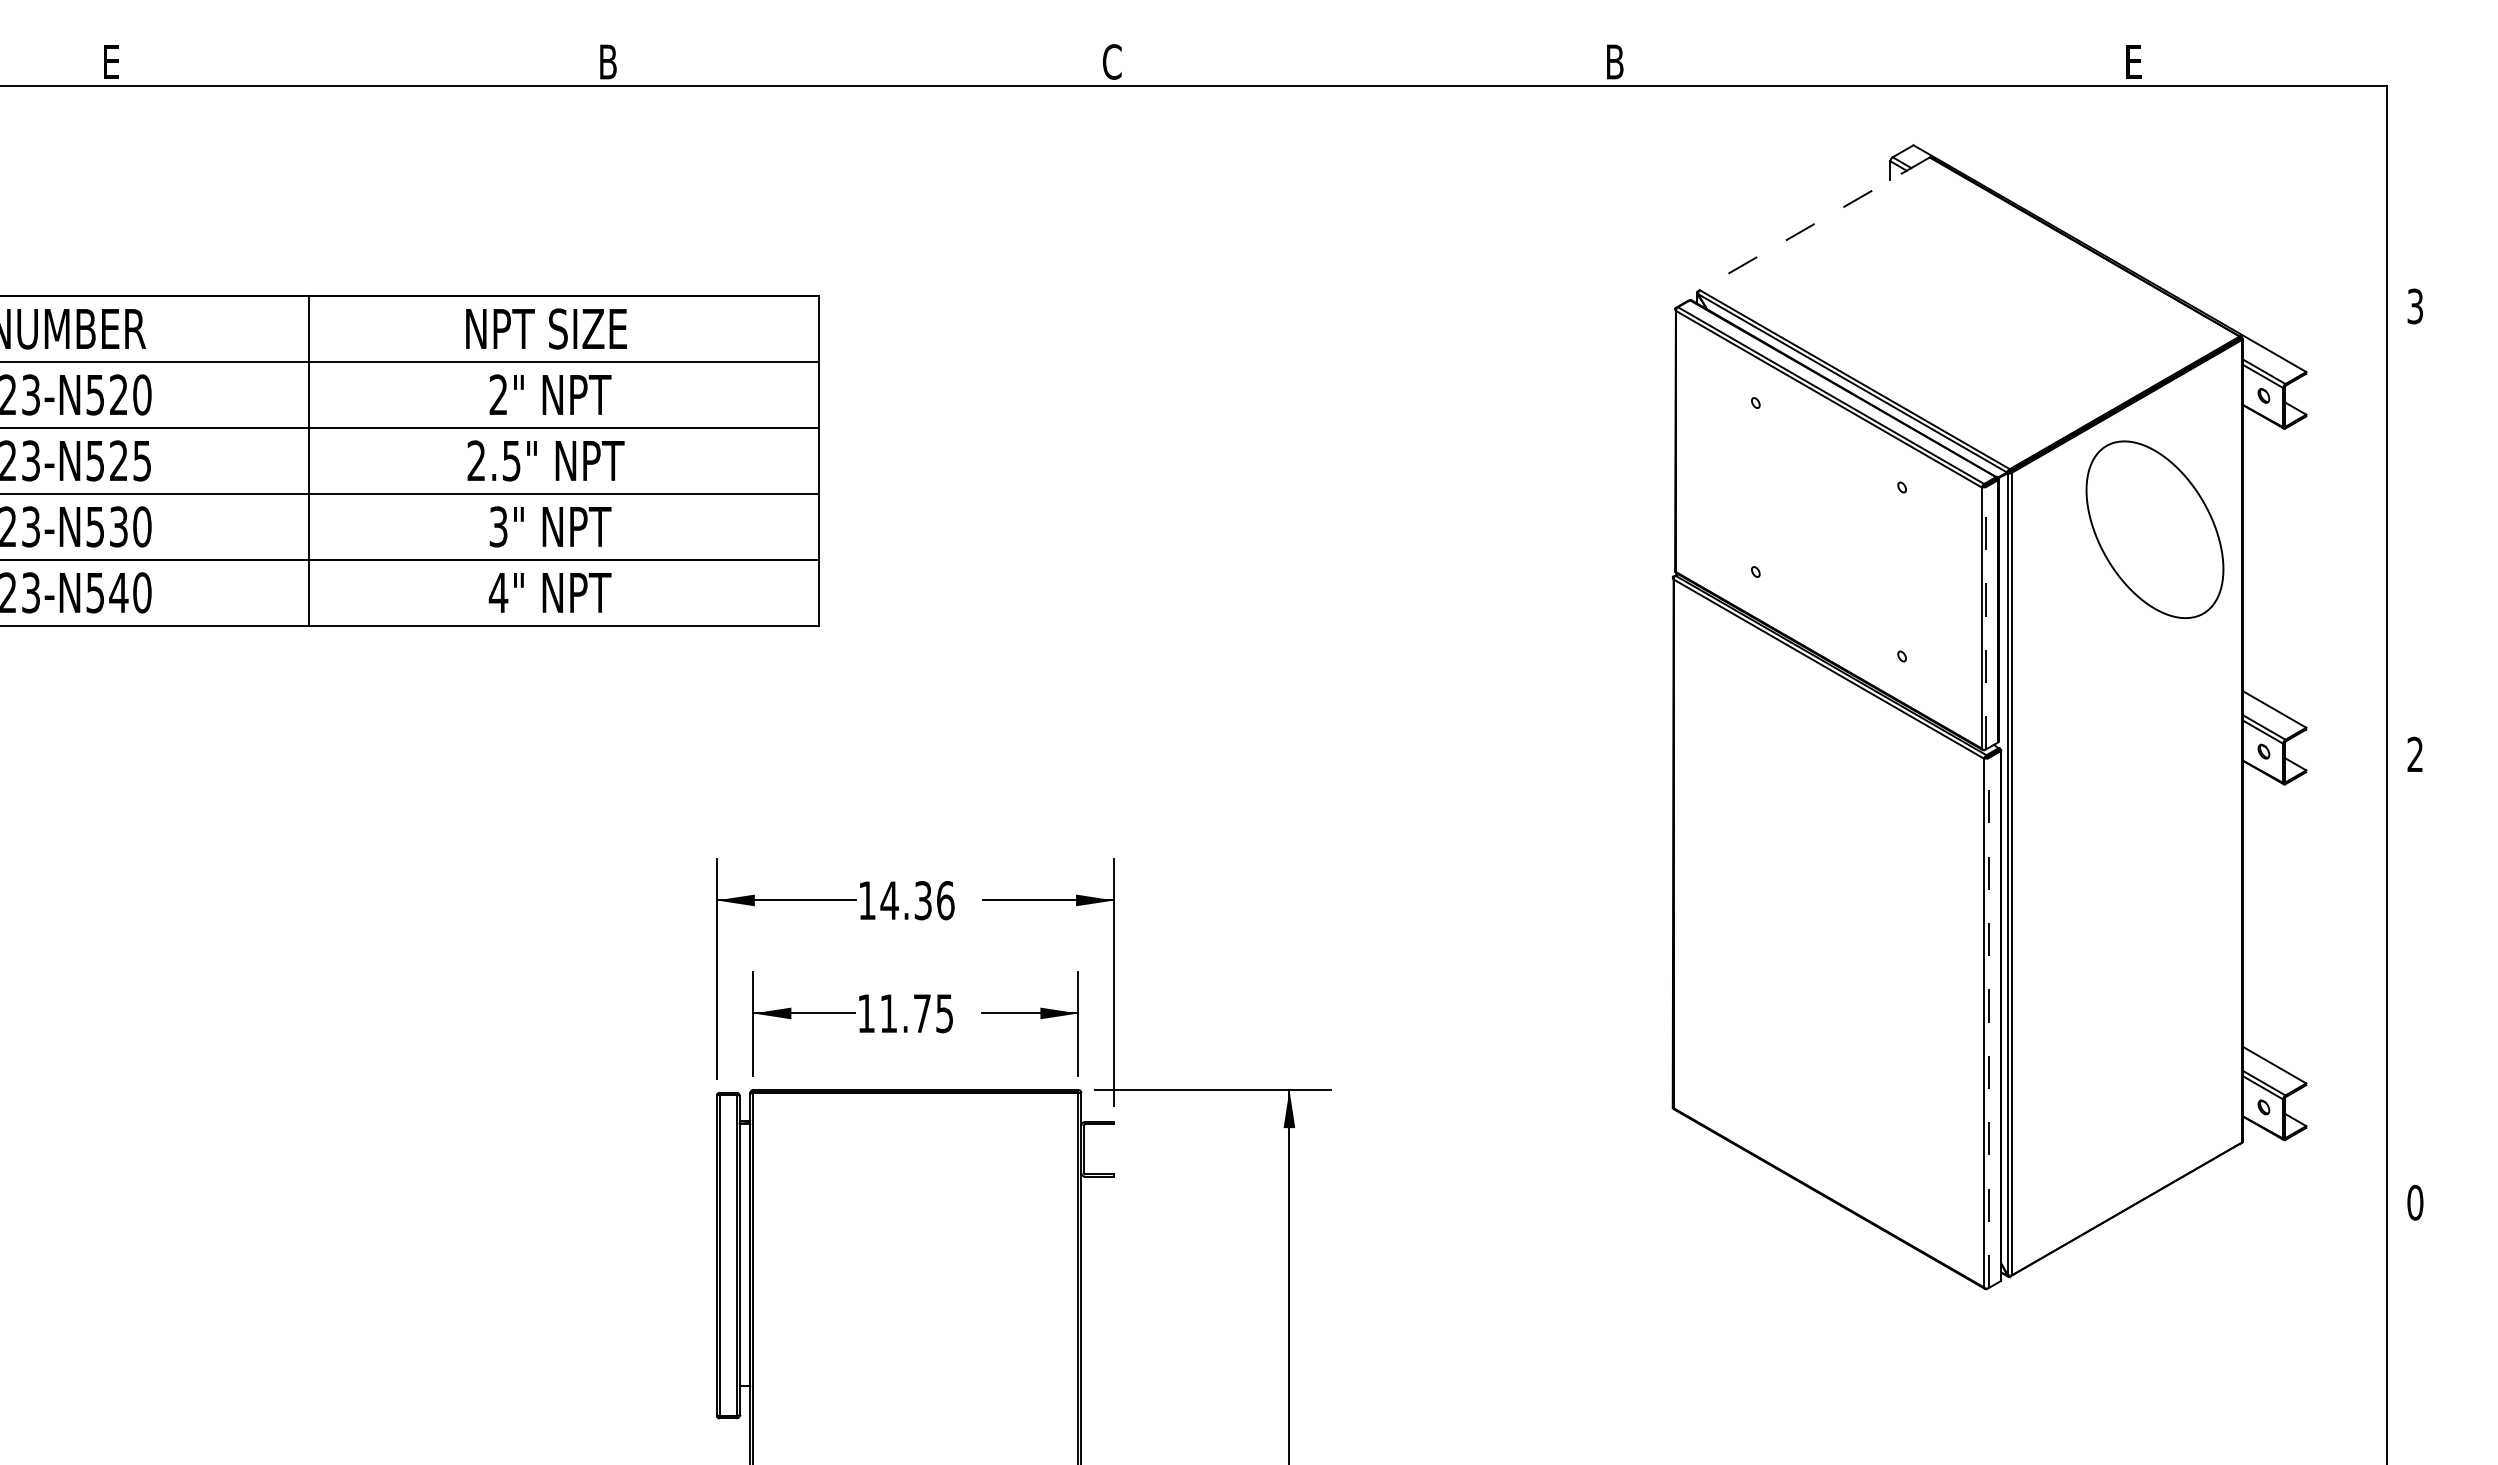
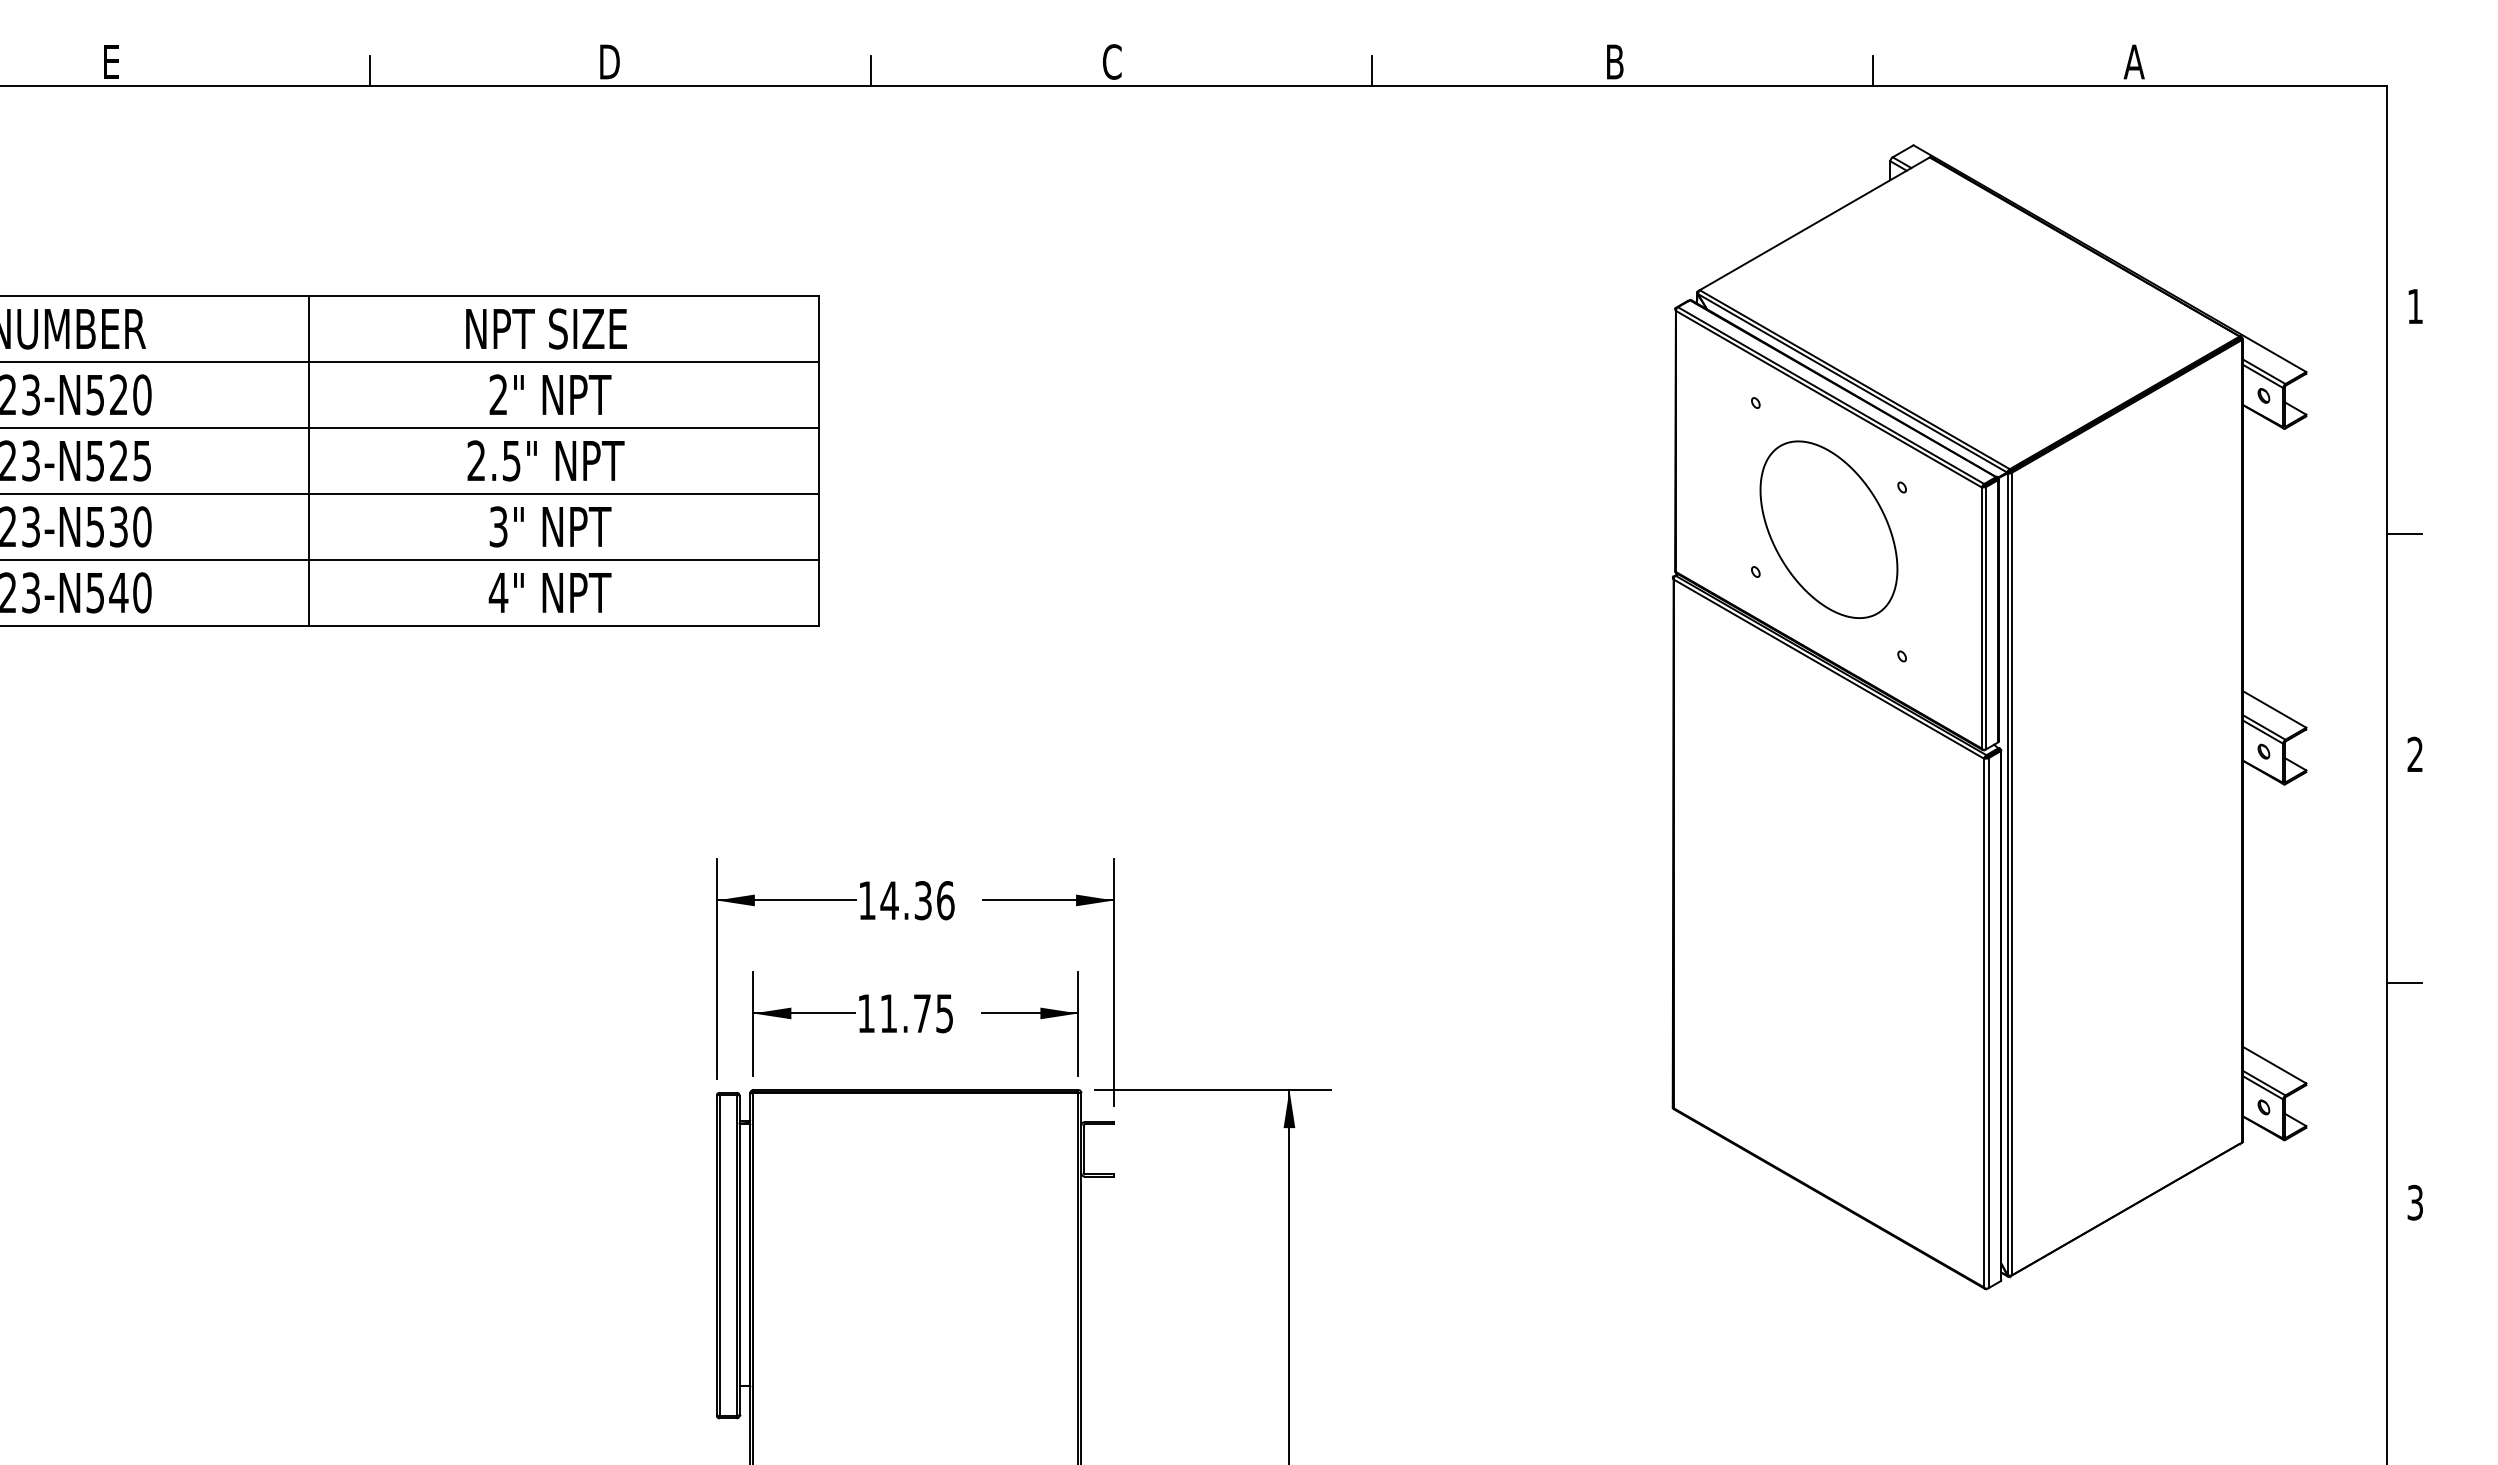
text: B -> D (611, 61)
text: E -> A (2133, 61)
line: none -> present (369, 70)
line: none -> present (870, 70)
line: none -> present (1372, 70)
line: none -> present (1873, 70)
line: dashed -> solid (1814, 223)
text: 3 -> 1 (2414, 306)
part position: (2154, 529) -> (1828, 529) (1828, 529)
line: none -> present (2404, 534)
line: dashed -> solid (1986, 617)
line: none -> present (2404, 982)
line: dashed -> solid (1988, 1022)
text: 0 -> 3 (2415, 1202)
